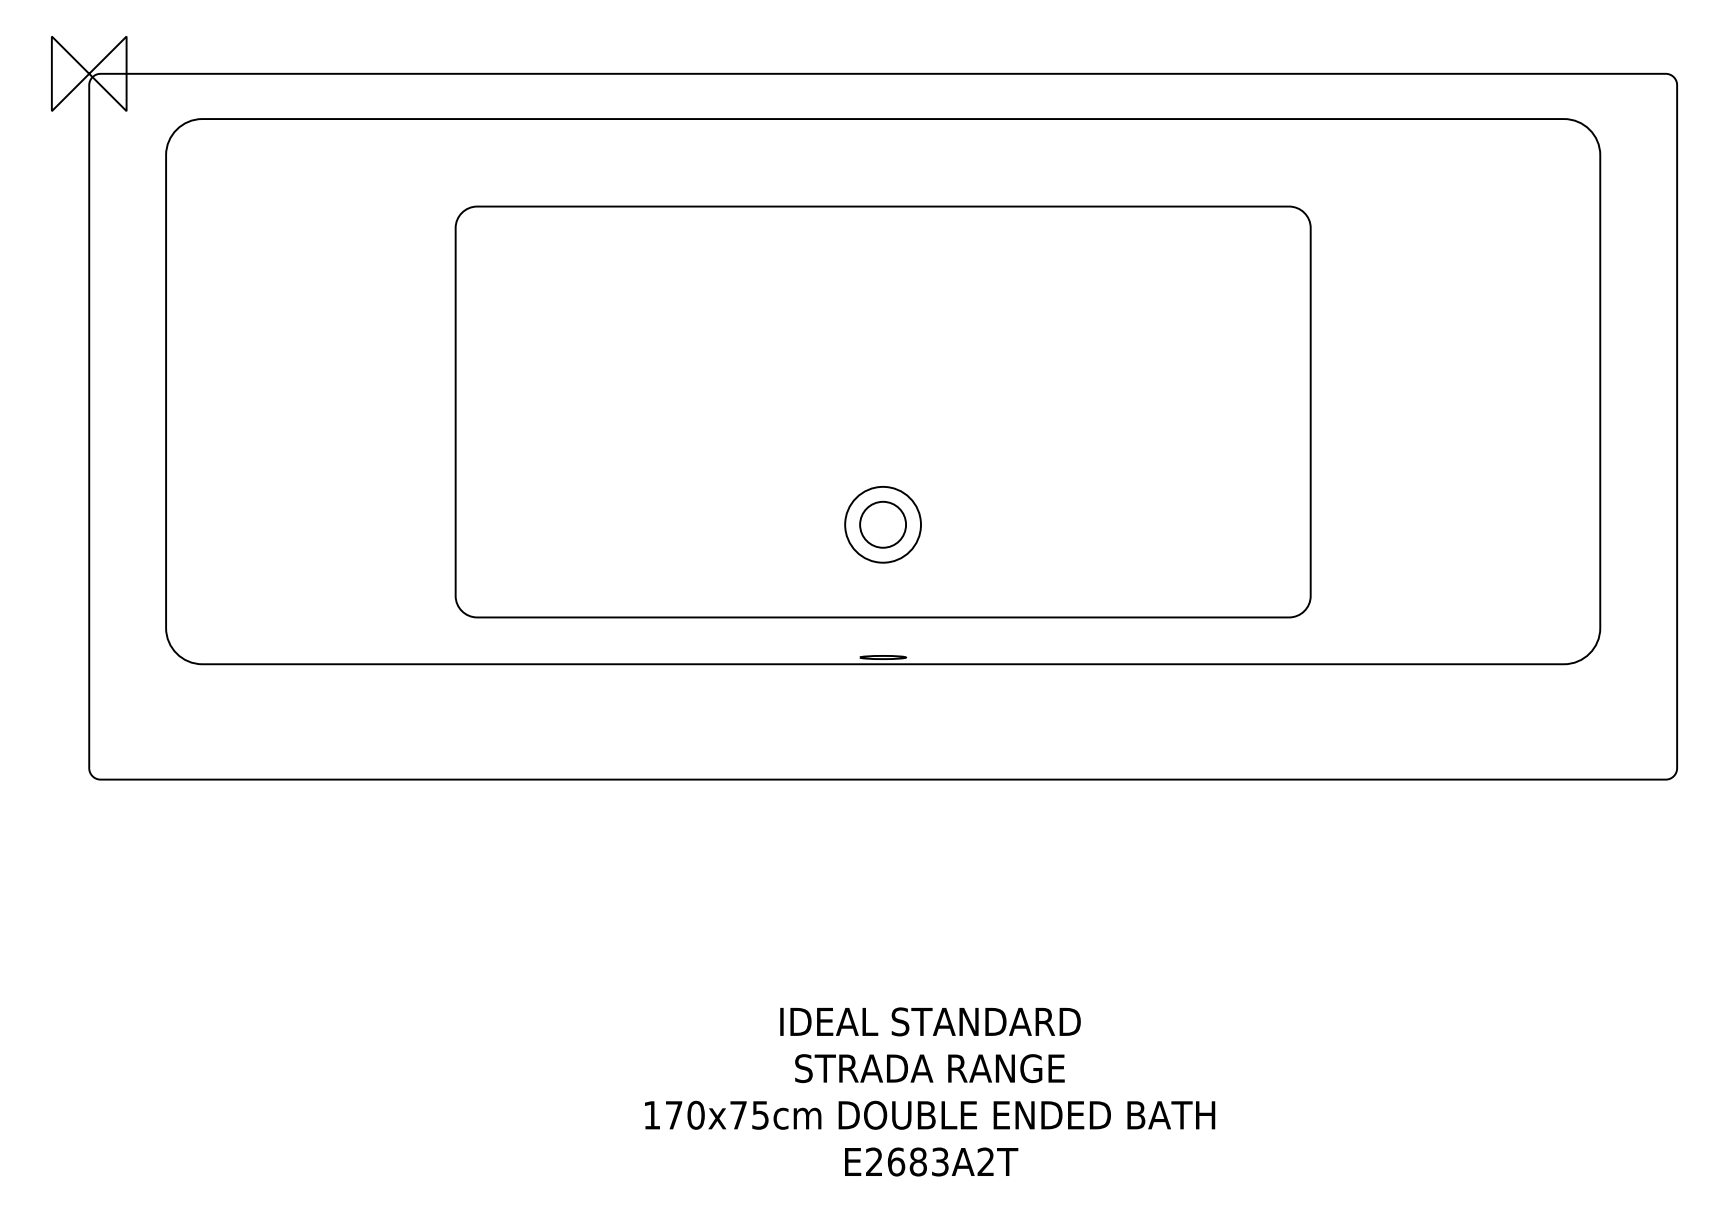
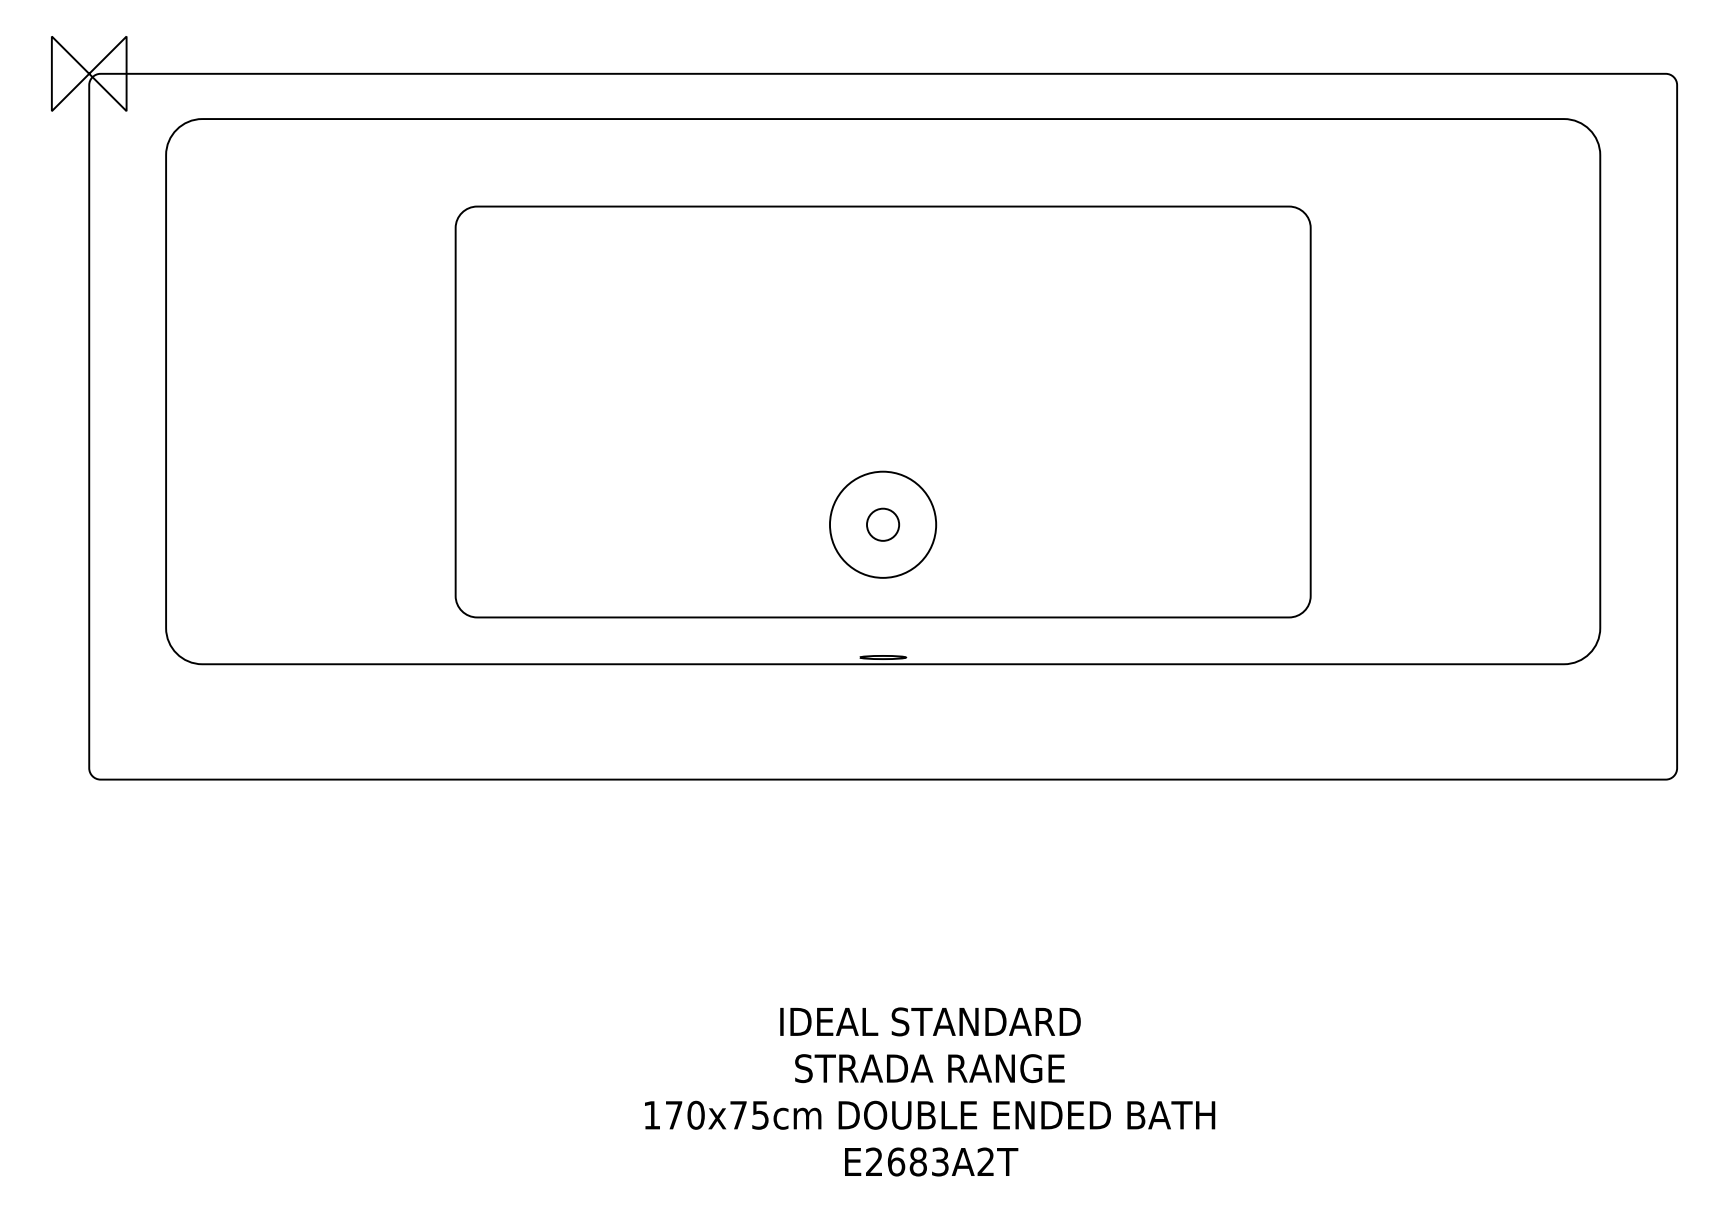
circle diameter: 46 px -> 32 px (883, 524)
circle diameter: 76 px -> 106 px (882, 524)
